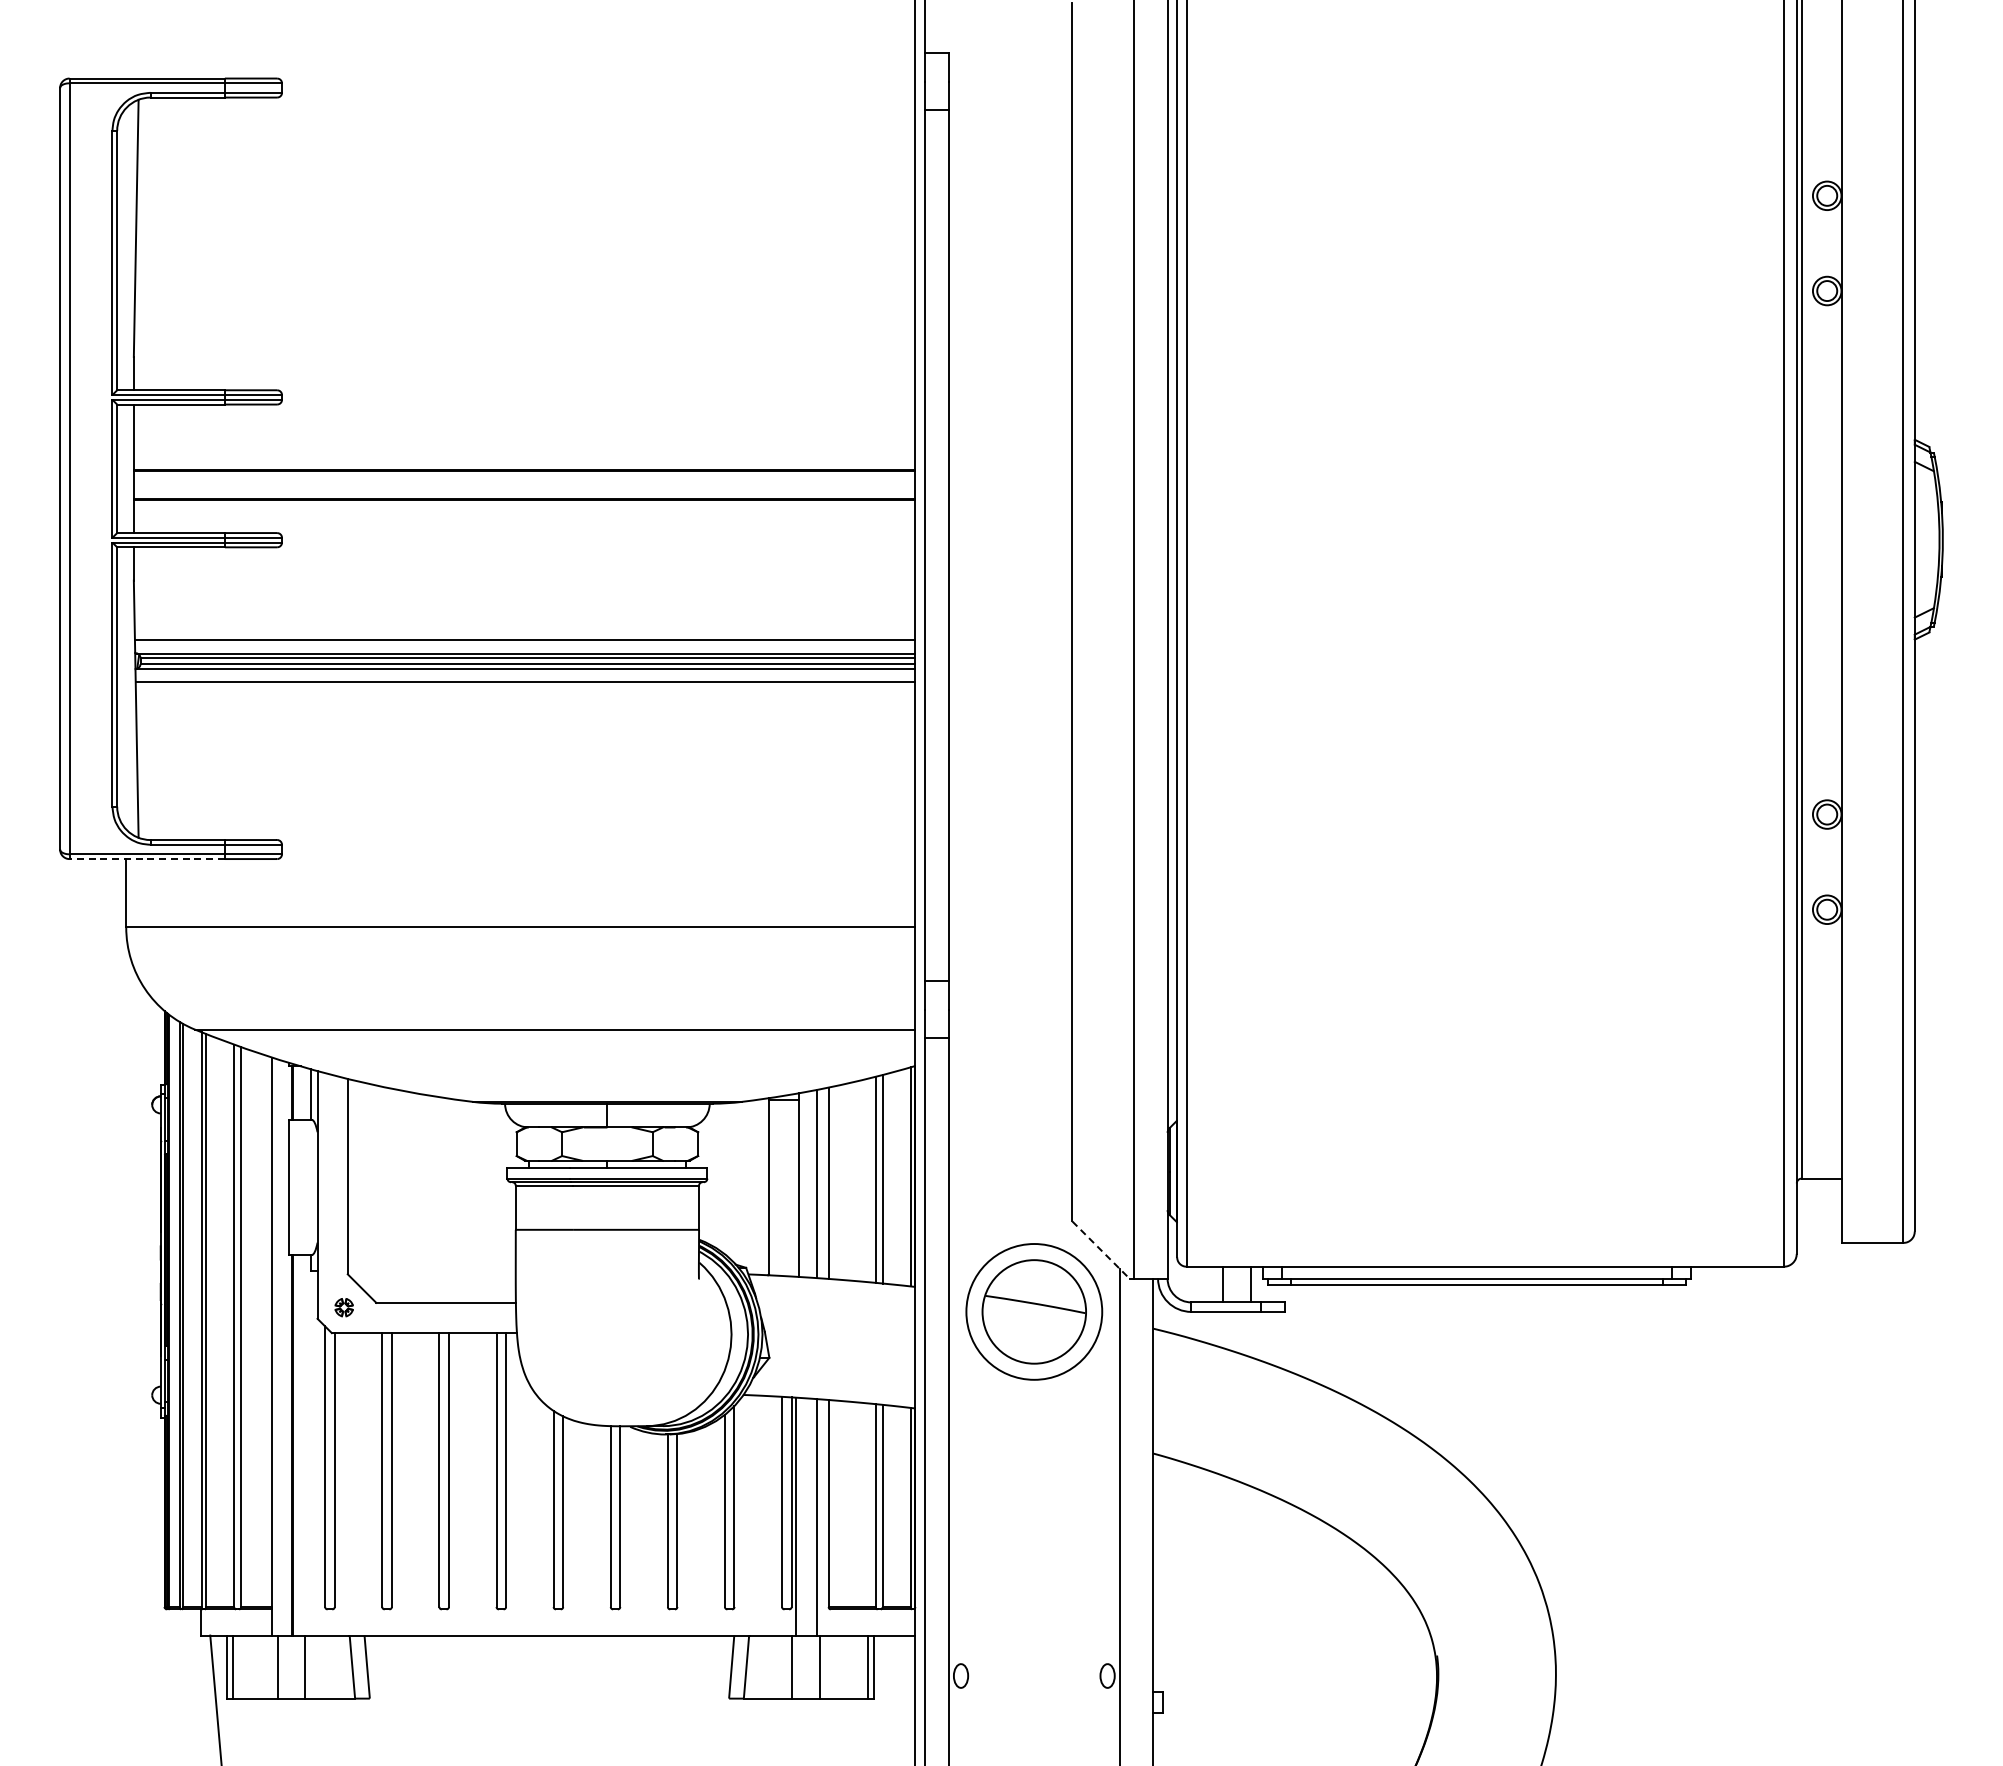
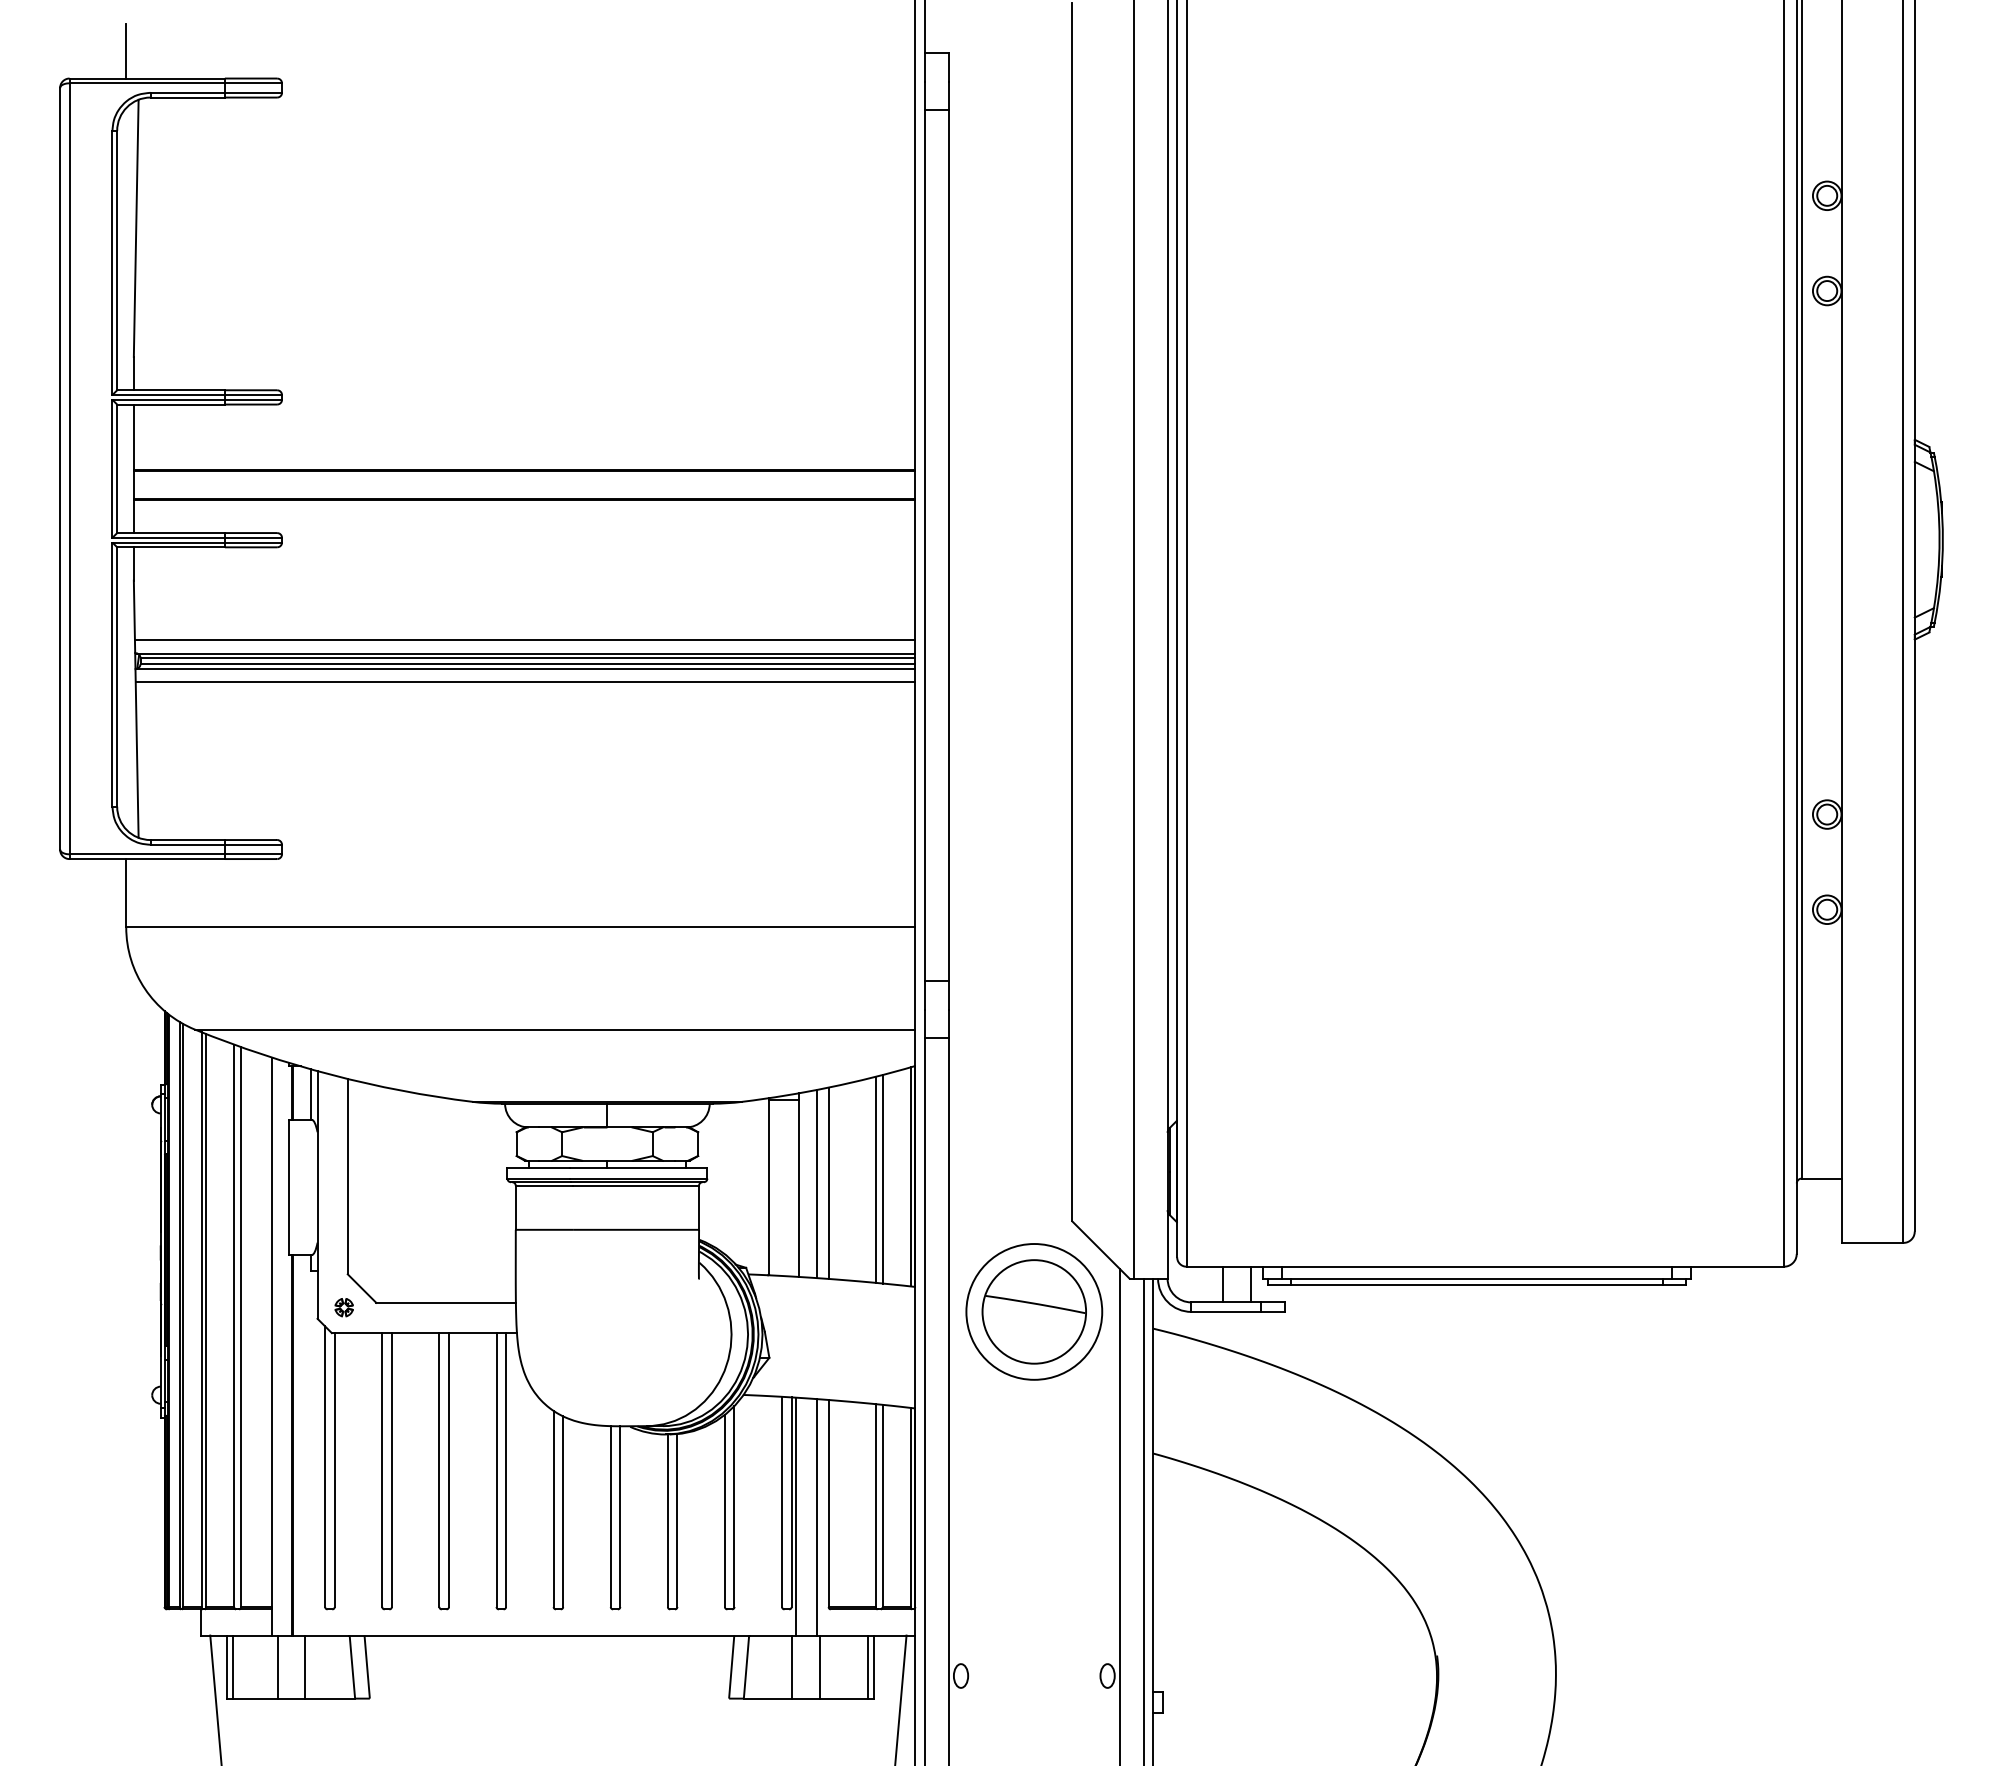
line: none -> present (126, 50)
line: dashed -> solid (147, 859)
line: dashed -> solid (1101, 1250)
line: none -> present (1143, 1520)
line: none -> present (900, 1698)
